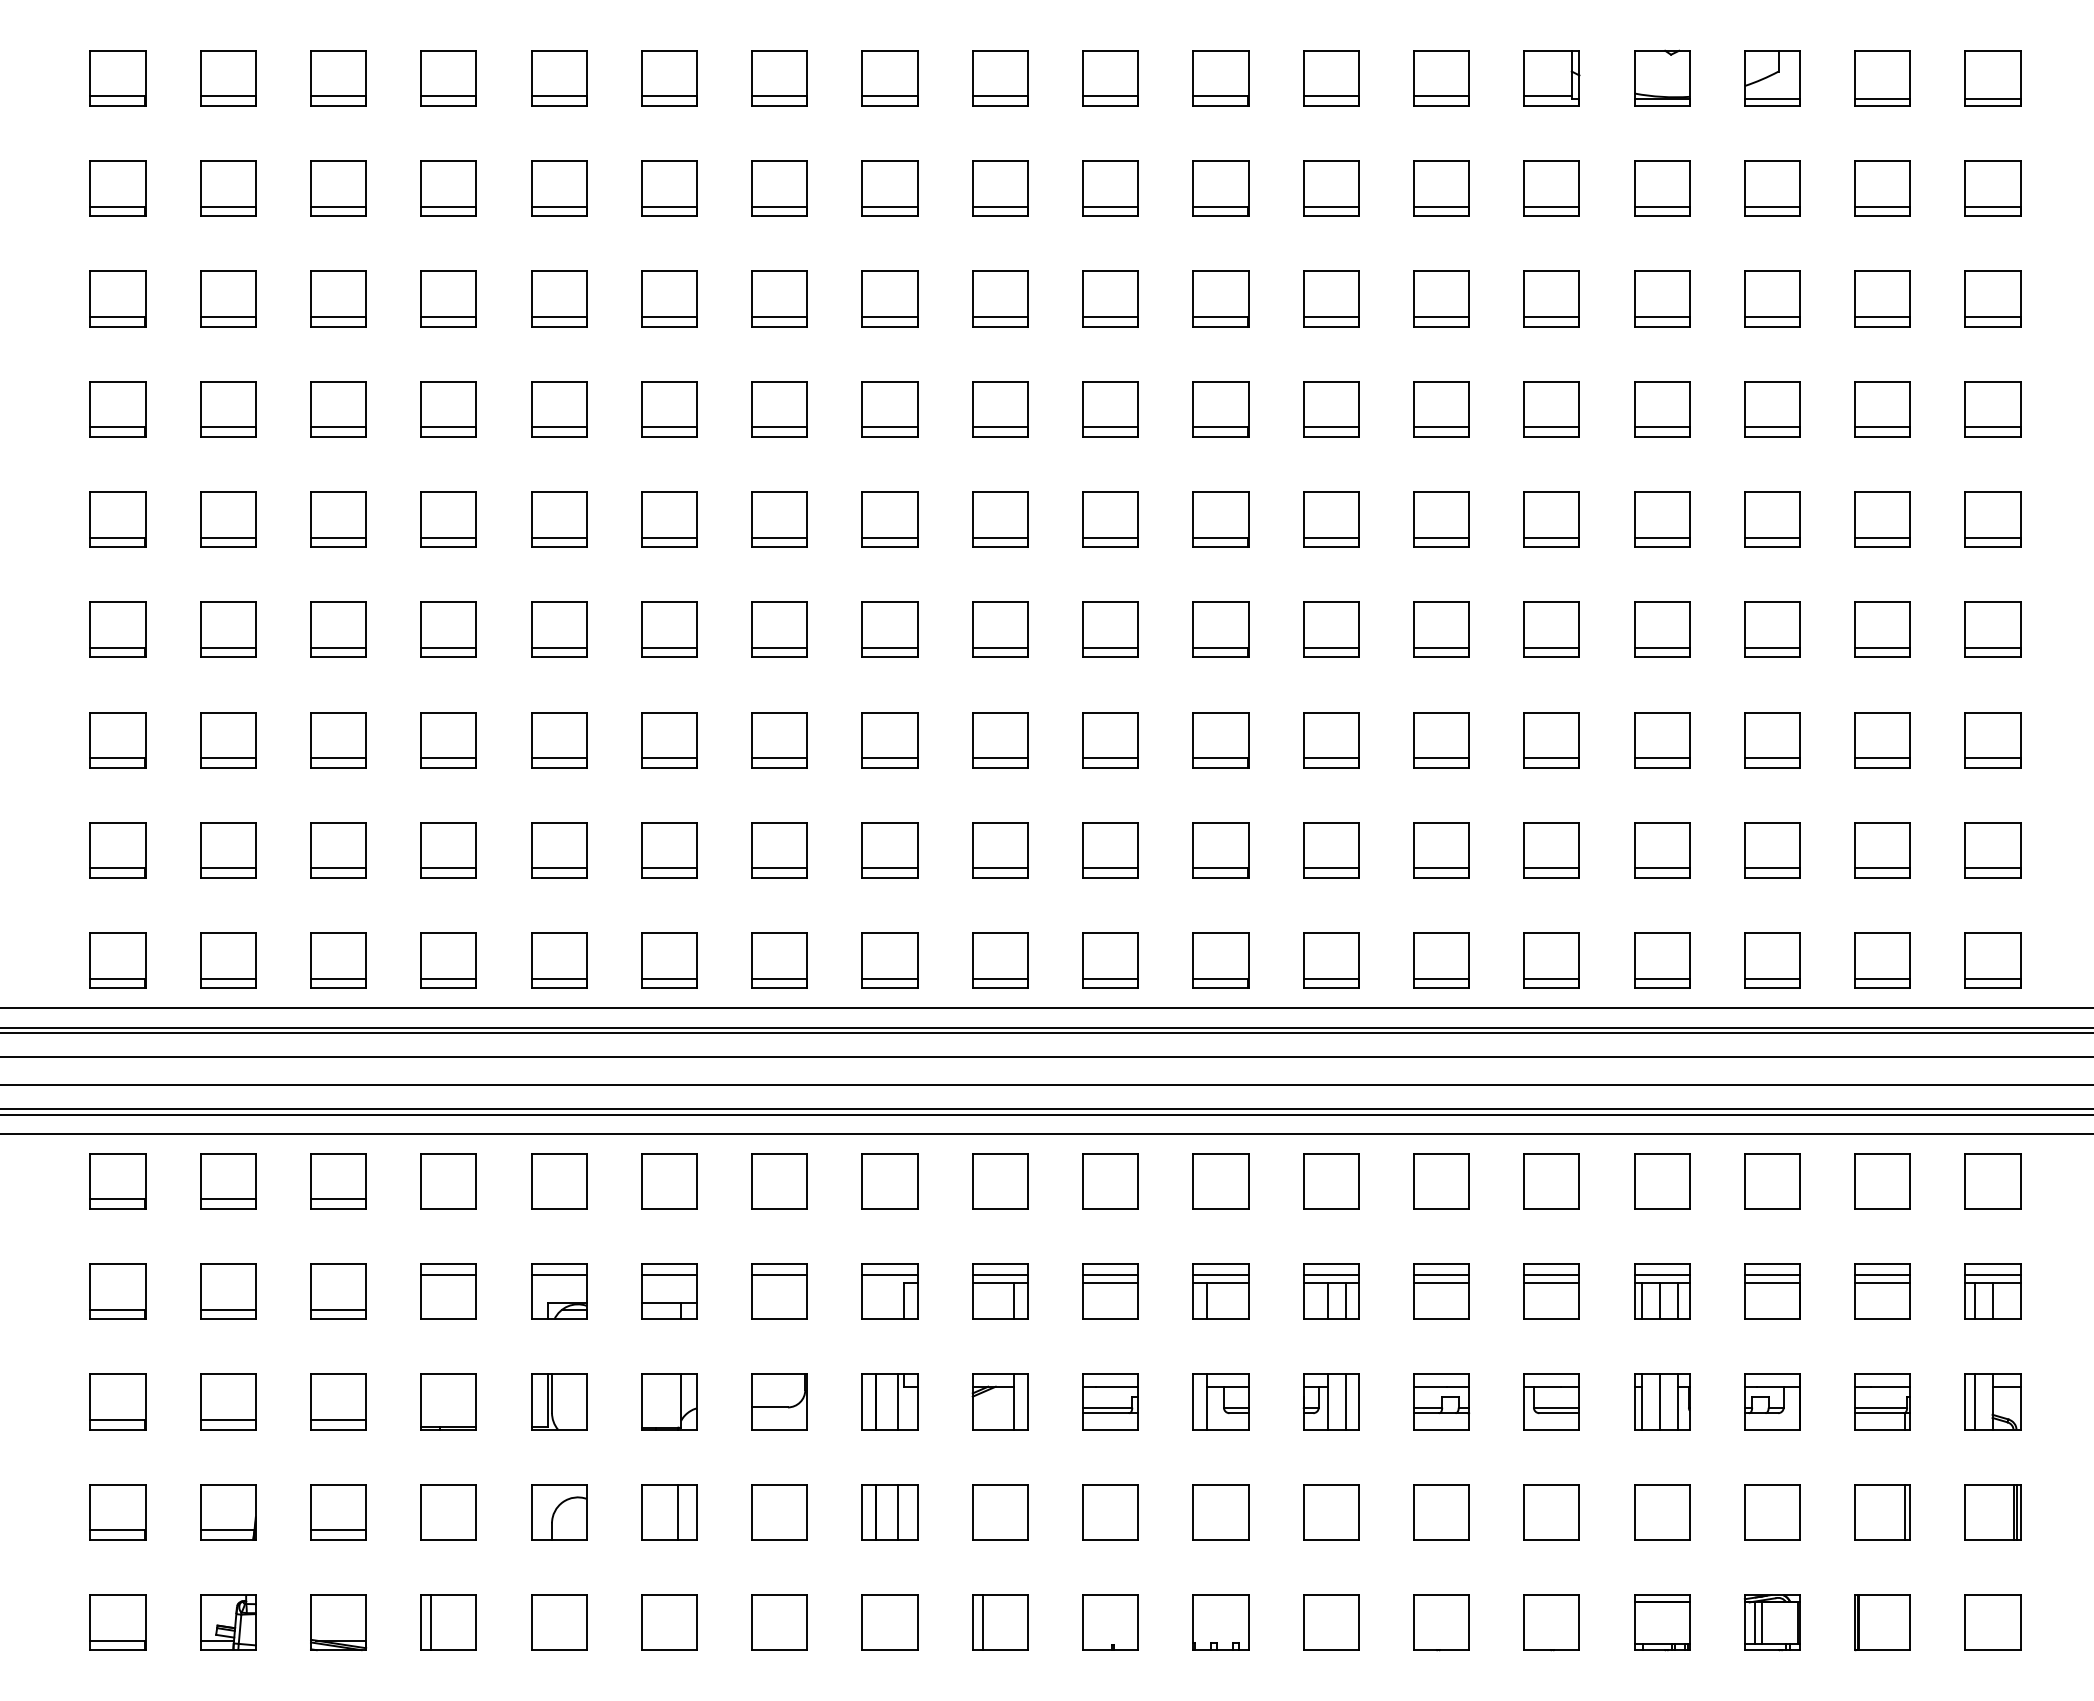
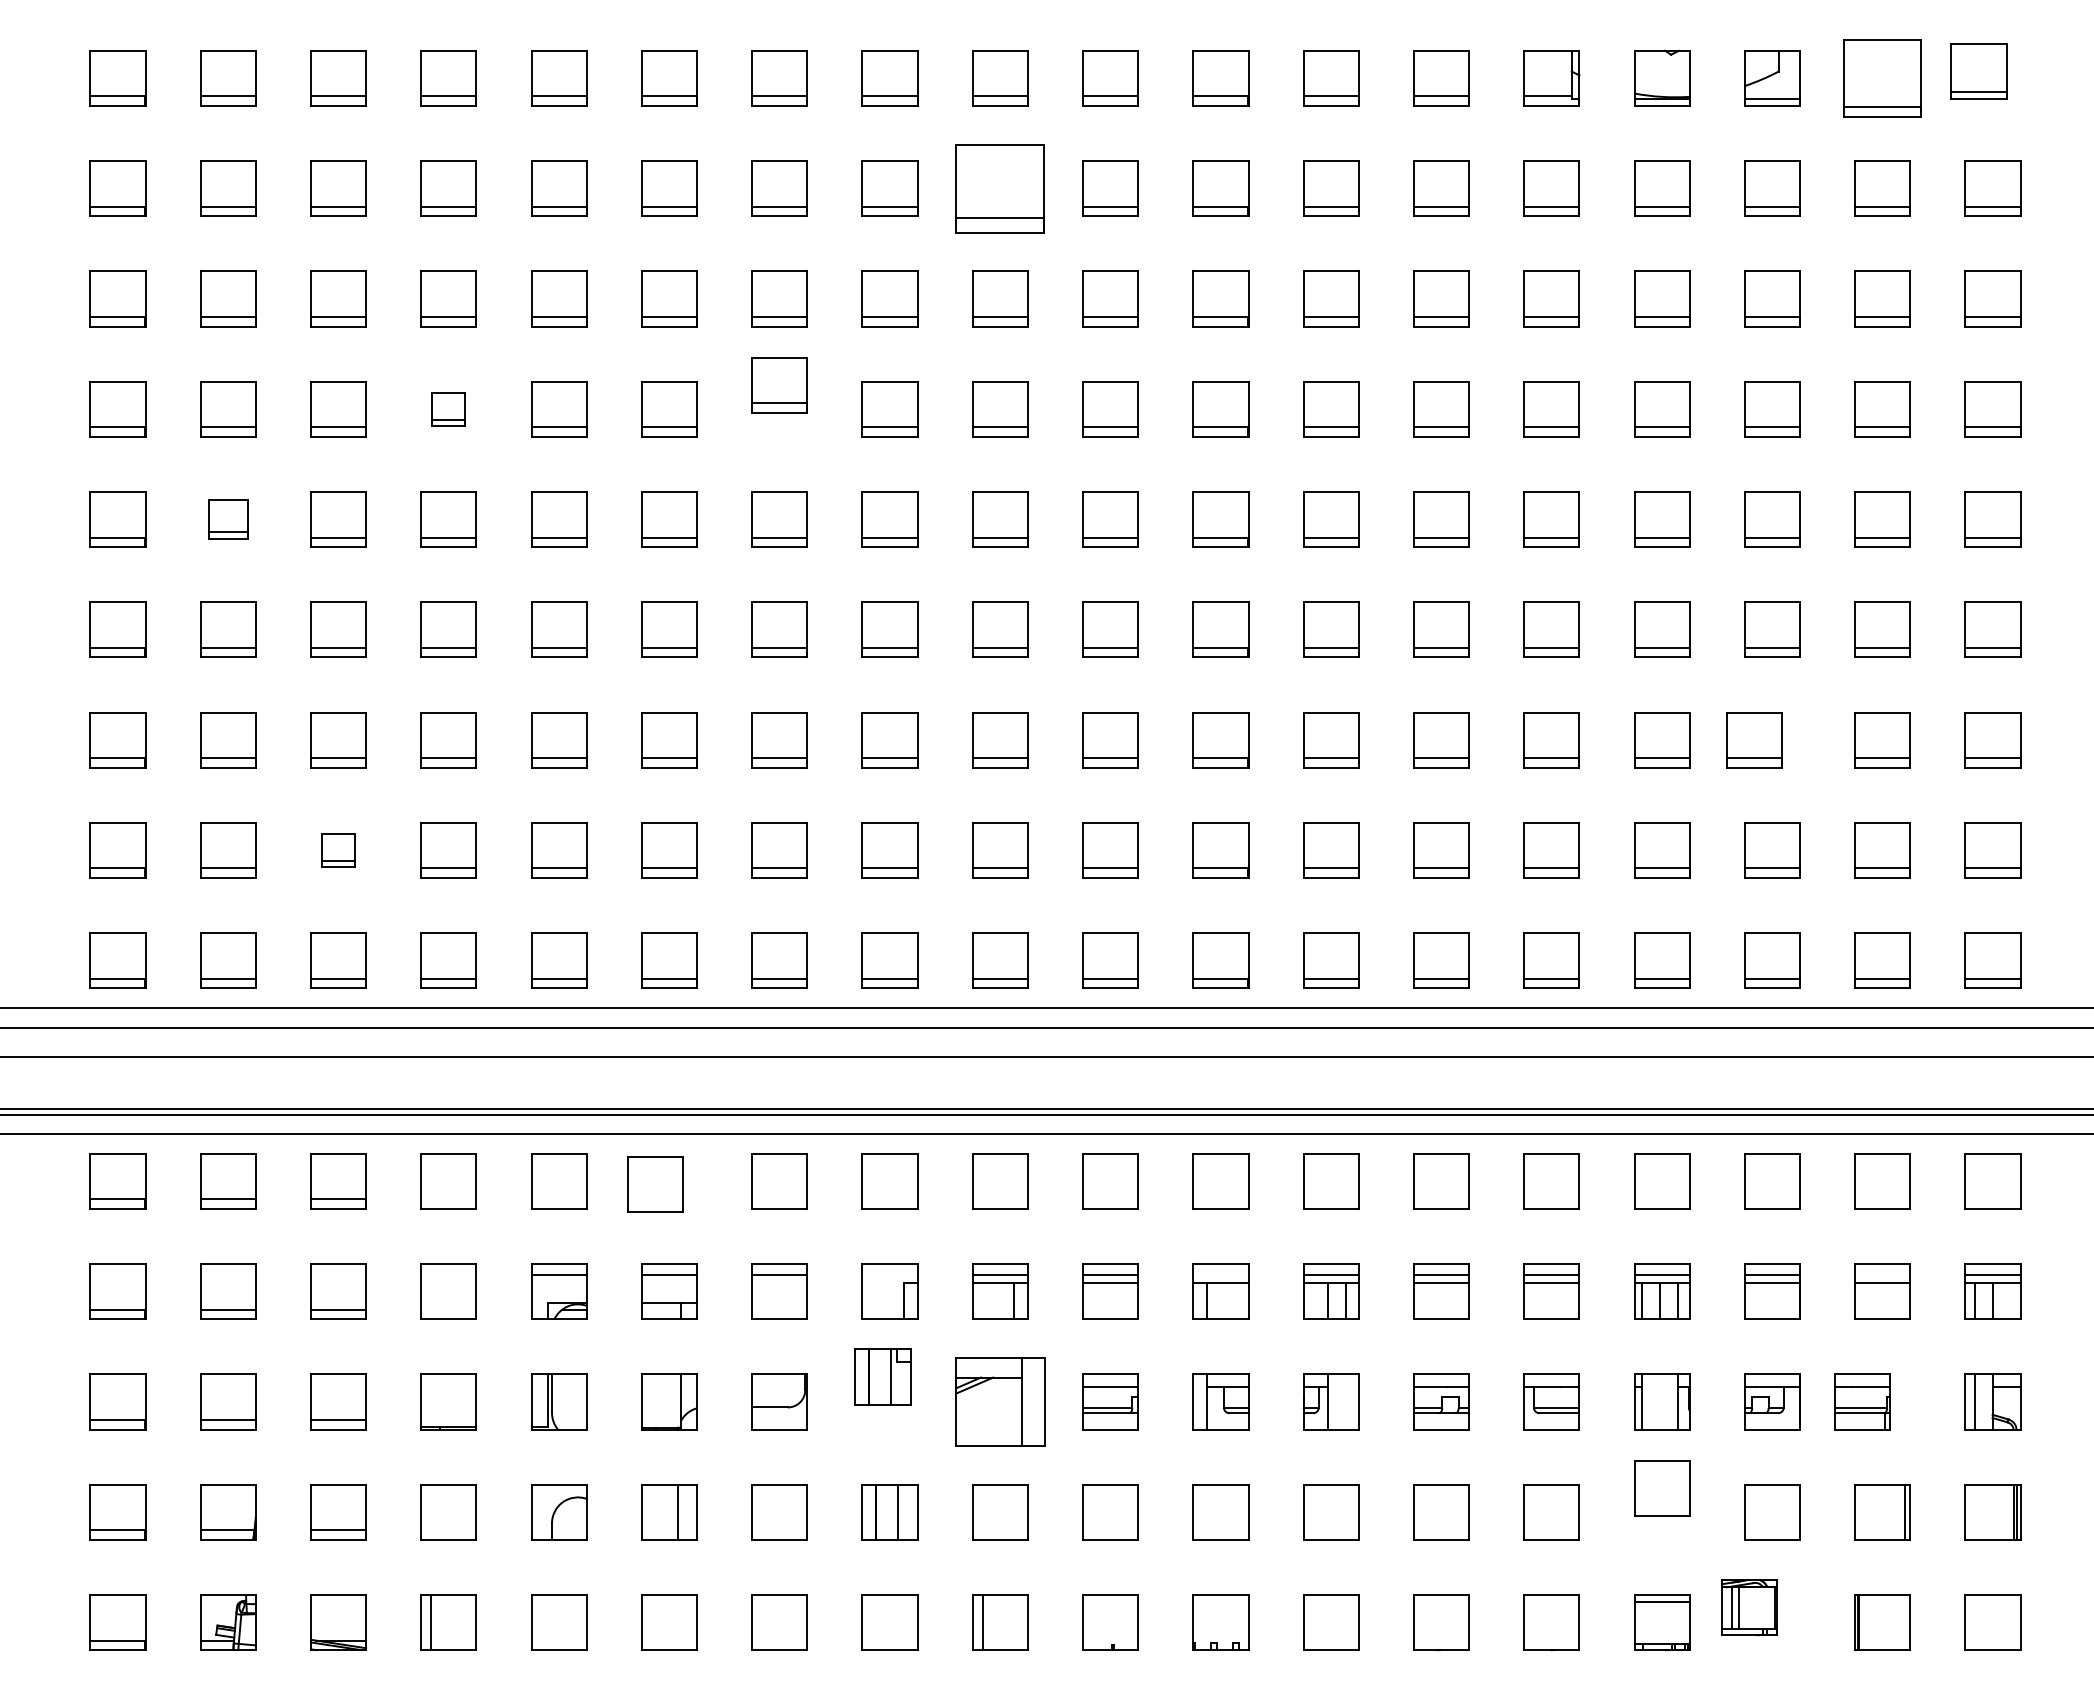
part size: 57x57 px -> 79x79 px (1882, 78)
part position: (1992, 78) -> (1978, 71) (1978, 71)
part size: 57x57 px -> 90x90 px (999, 188)
part size: 57x57 px -> 35x35 px (448, 409)
part position: (779, 409) -> (779, 385) (779, 385)
part size: 57x57 px -> 41x41 px (228, 519)
part position: (1772, 740) -> (1754, 740) (1754, 740)
part size: 57x57 px -> 35x35 px (338, 850)
line: present -> none (1046, 1032)
line: present -> none (1046, 1085)
part position: (669, 1181) -> (655, 1184) (655, 1184)
line: present -> none (448, 1275)
line: present -> none (889, 1275)
line: present -> none (1220, 1275)
line: present -> none (1882, 1275)
part position: (889, 1401) -> (882, 1376) (882, 1376)
part size: 58x58 px -> 91x90 px (1000, 1401)
line: present -> none (1345, 1401)
line: present -> none (1660, 1401)
part position: (1882, 1401) -> (1862, 1401) (1862, 1401)
part position: (1662, 1512) -> (1662, 1488) (1662, 1488)
part position: (1772, 1622) -> (1749, 1607) (1749, 1607)
